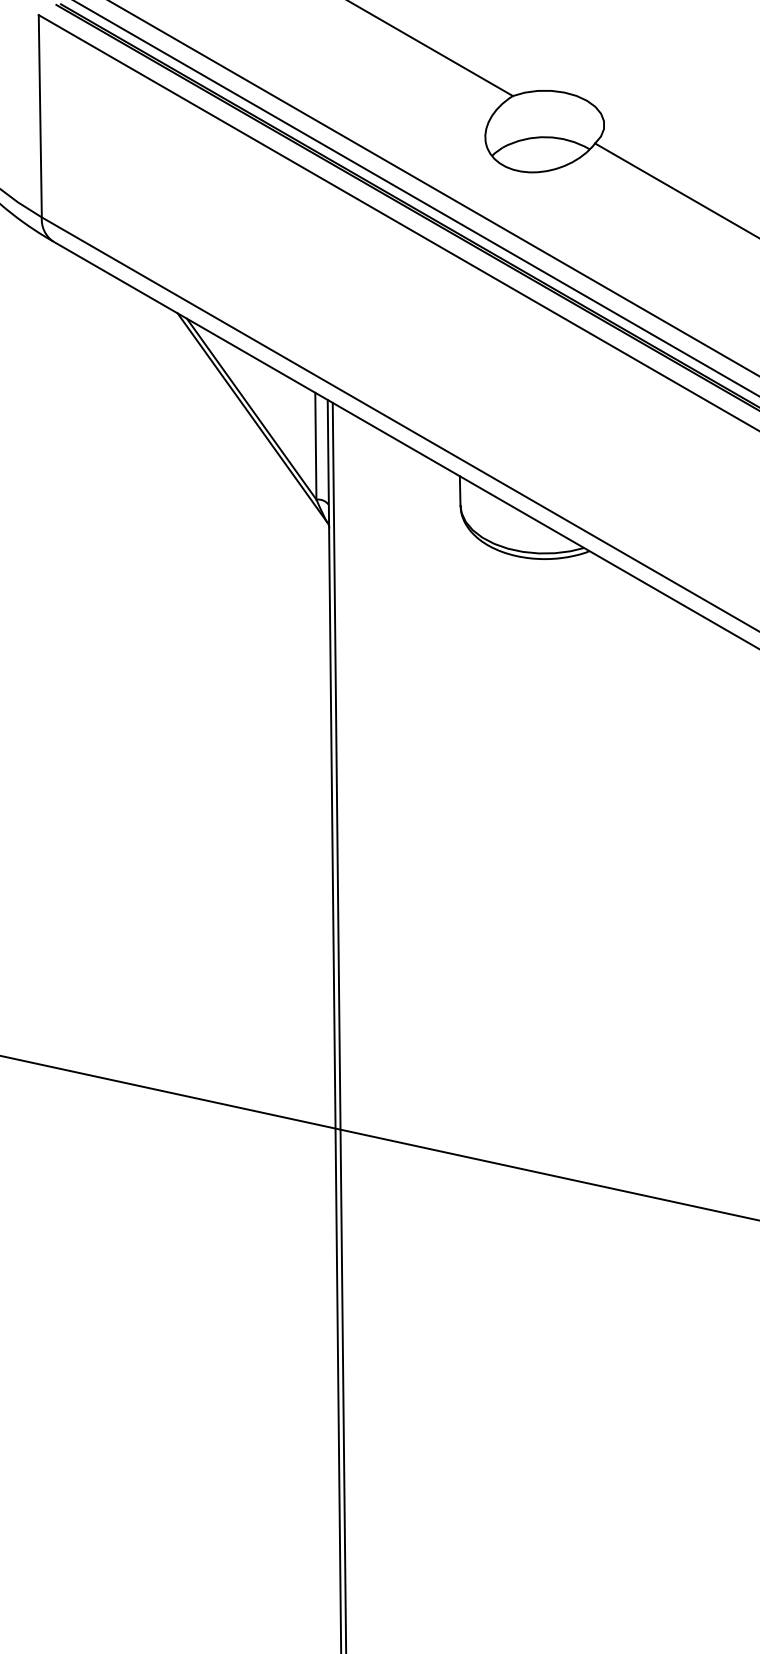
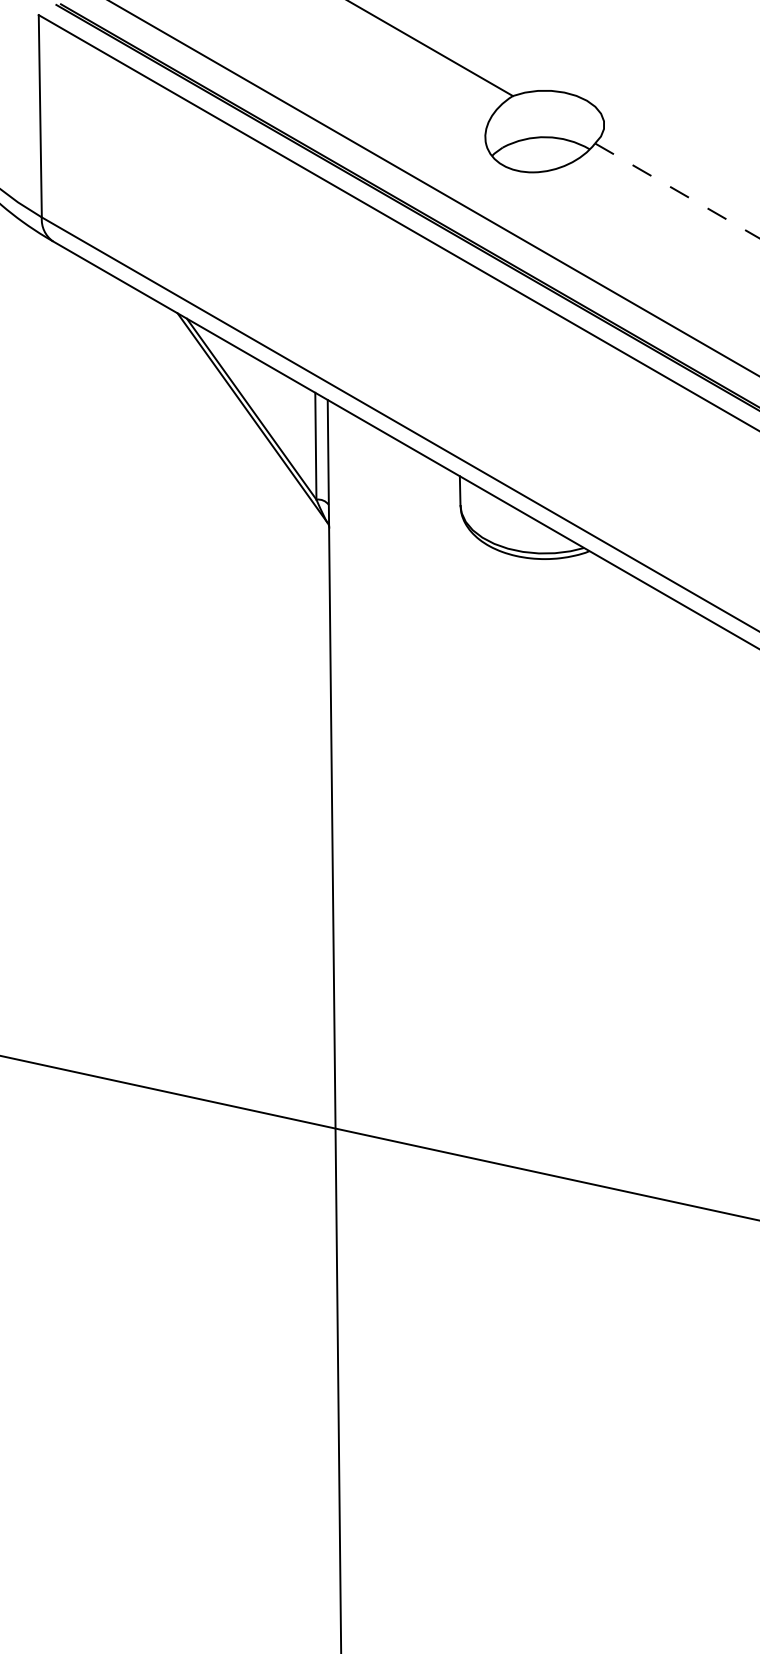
line: solid -> dashed (677, 190)
line: present -> none (416, 198)
line: present -> none (339, 1026)
